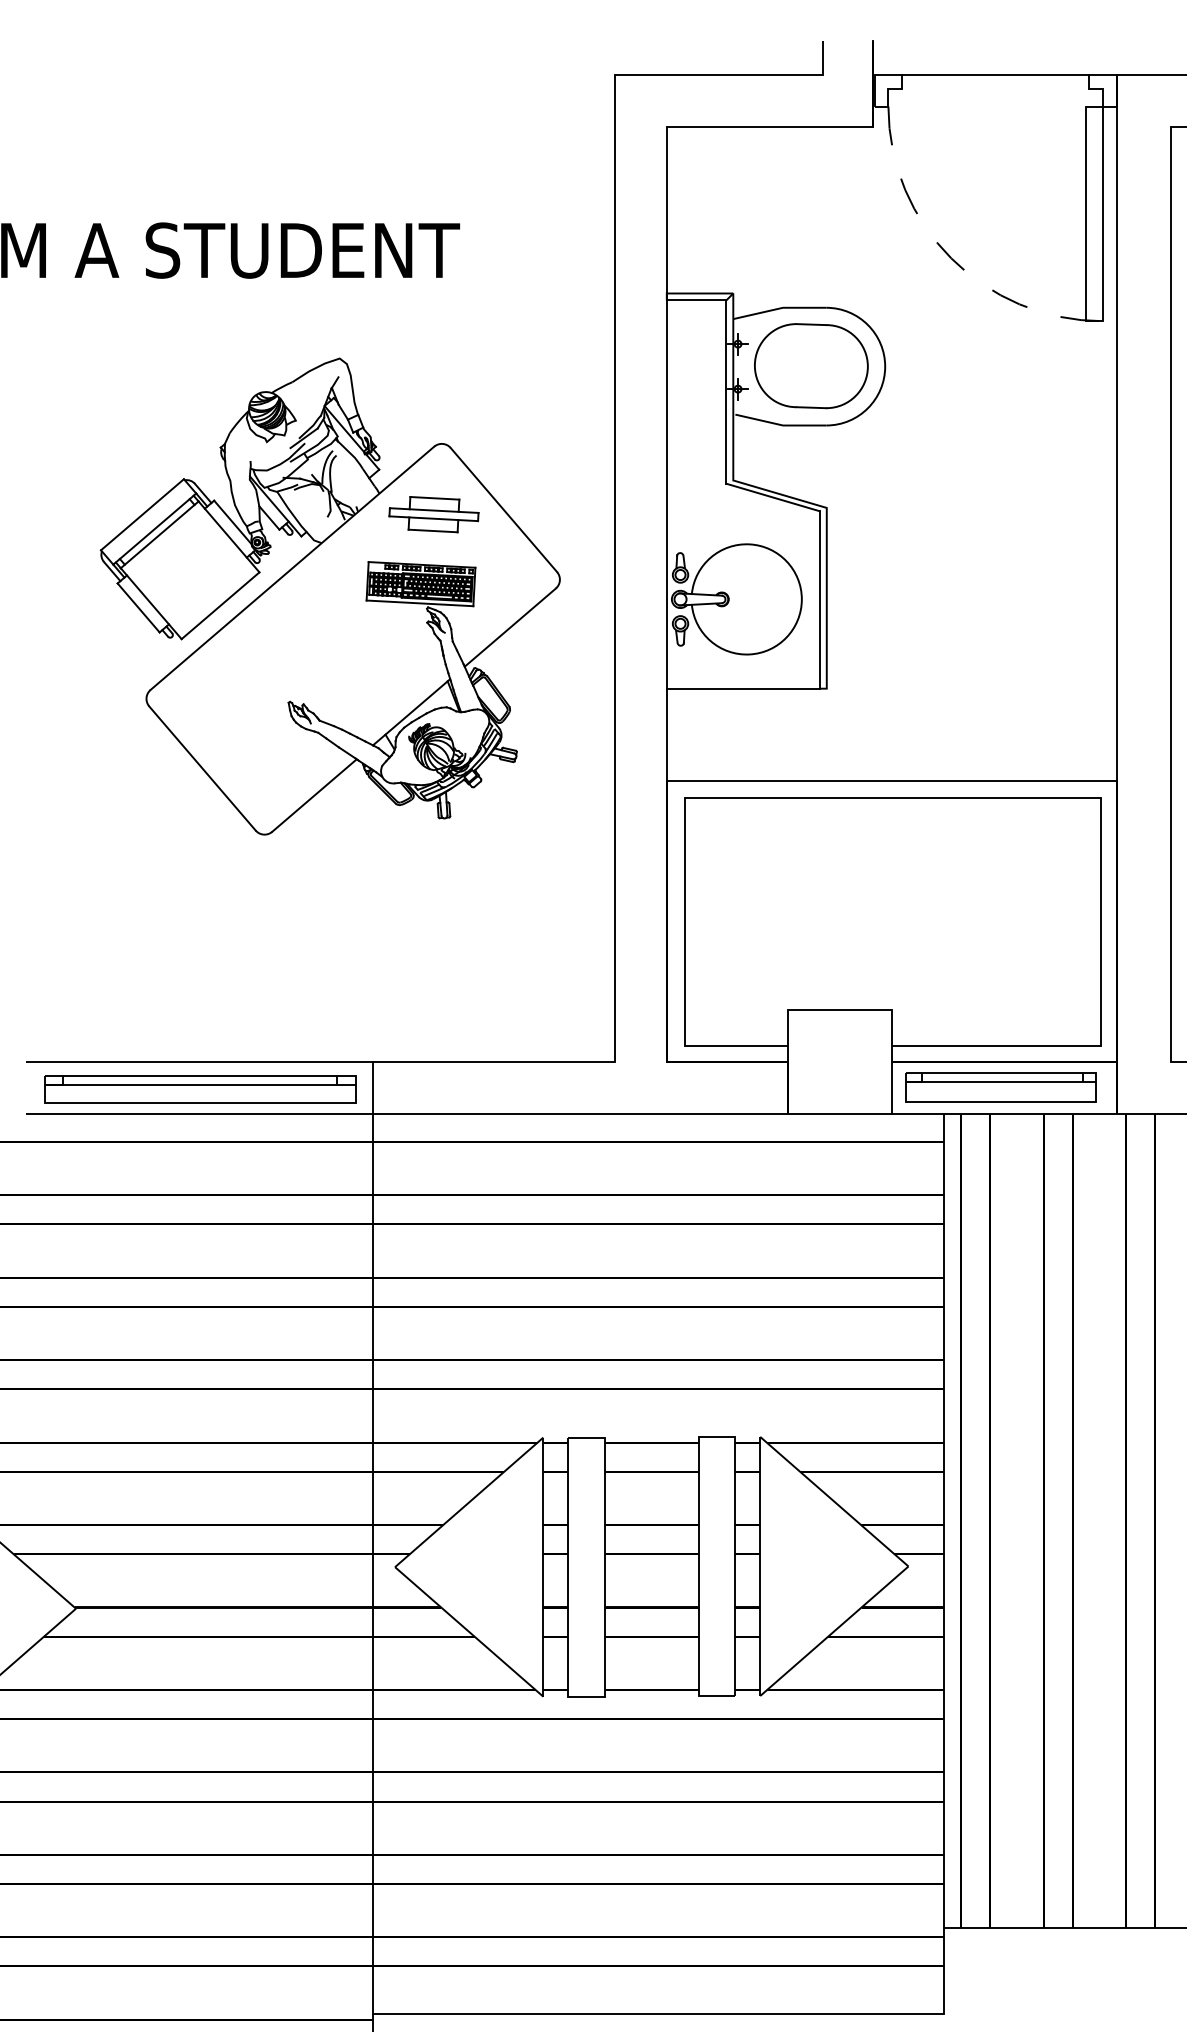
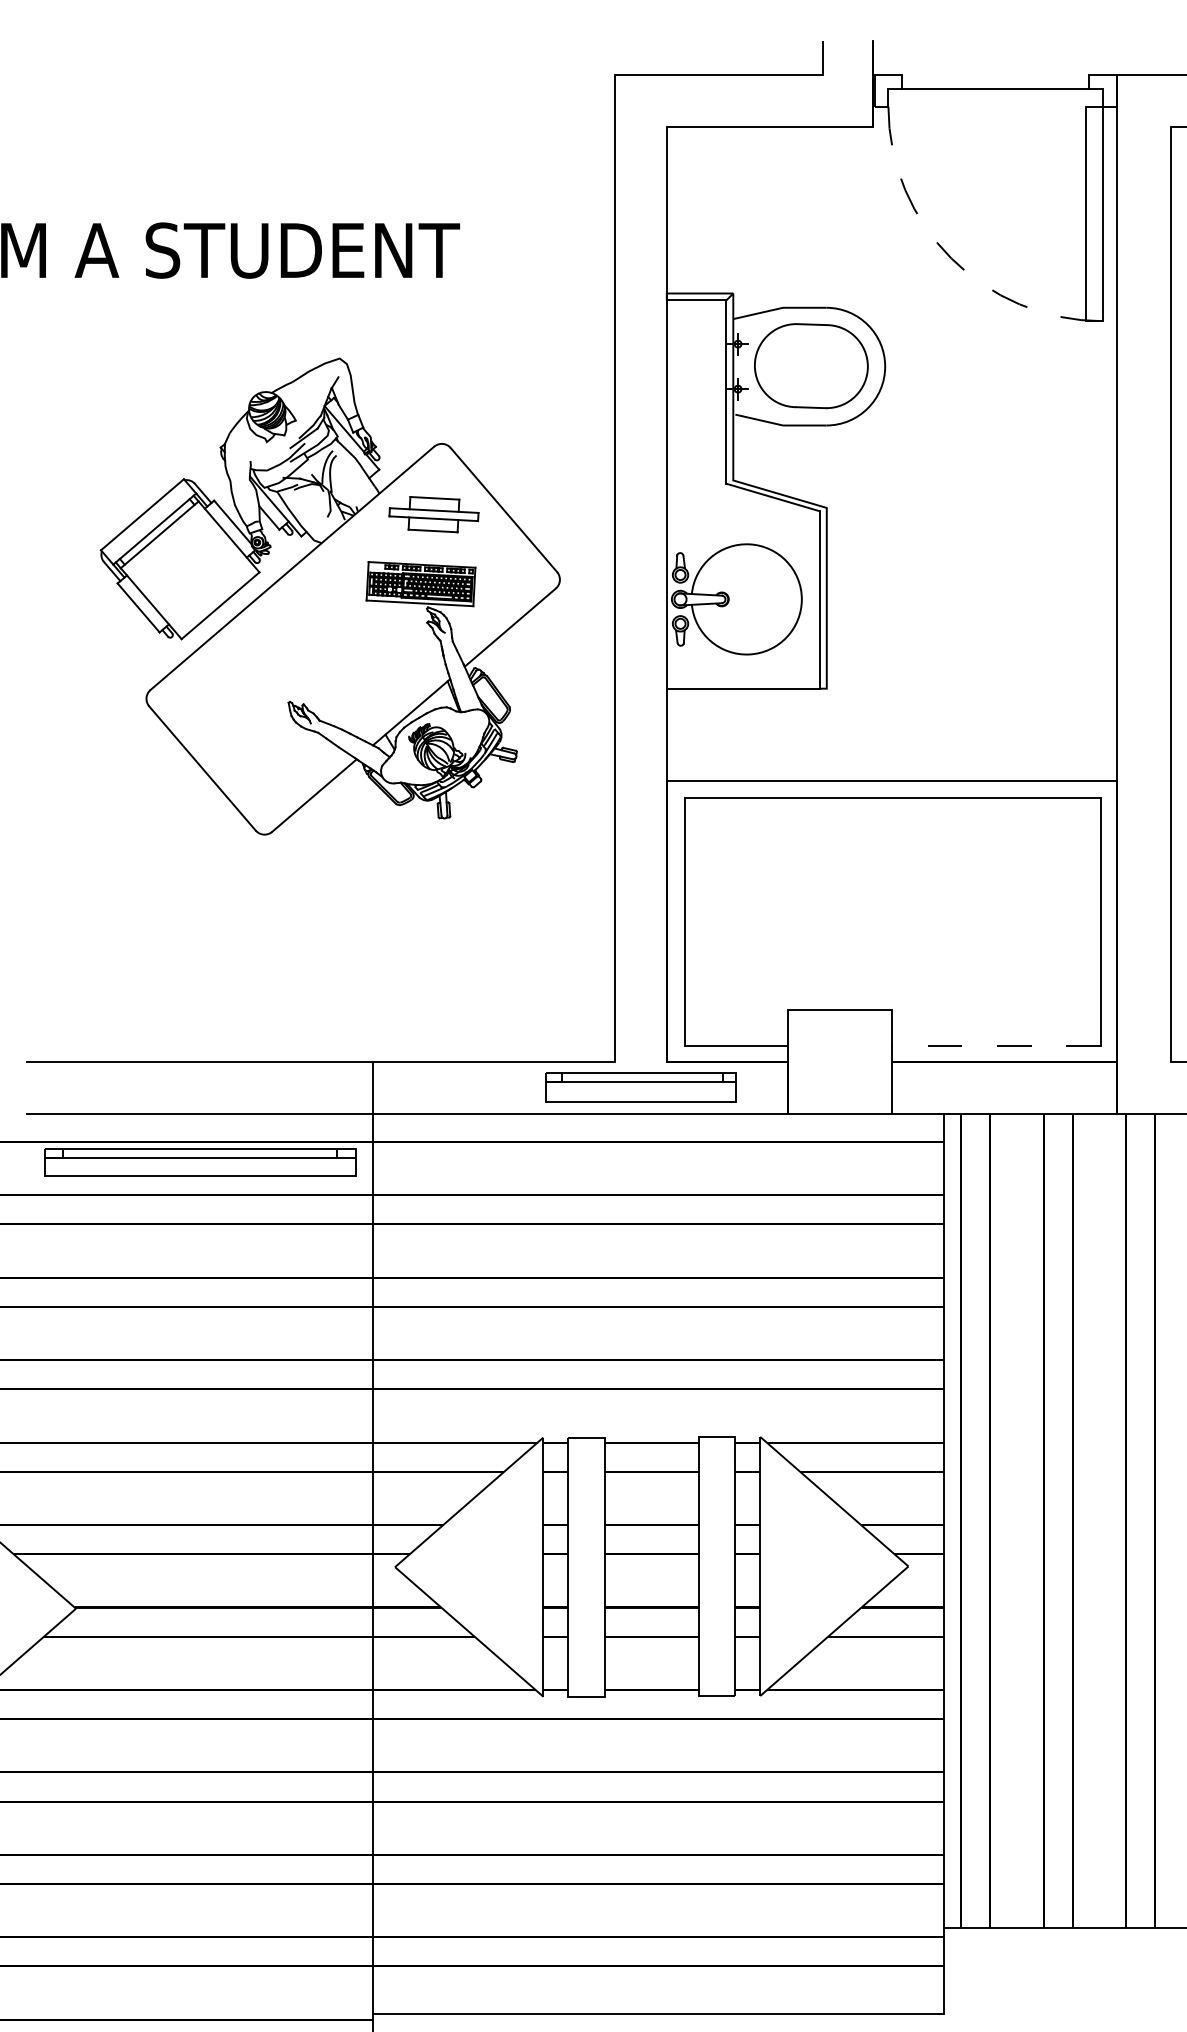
line position: (995, 75) -> (995, 89) (995, 89)
line: solid -> dashed (996, 1046)
part position: (1000, 1087) -> (640, 1087) (640, 1087)
part position: (200, 1089) -> (200, 1162) (200, 1162)
